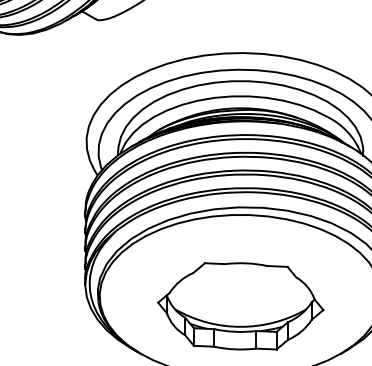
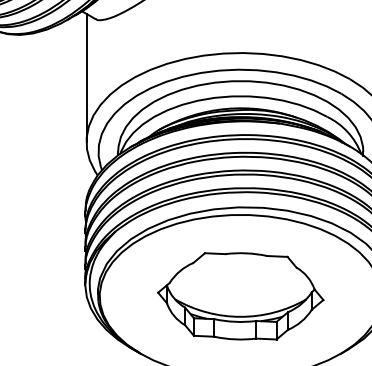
line: none -> present (86, 77)
part position: (240, 306) -> (240, 296) (240, 296)
